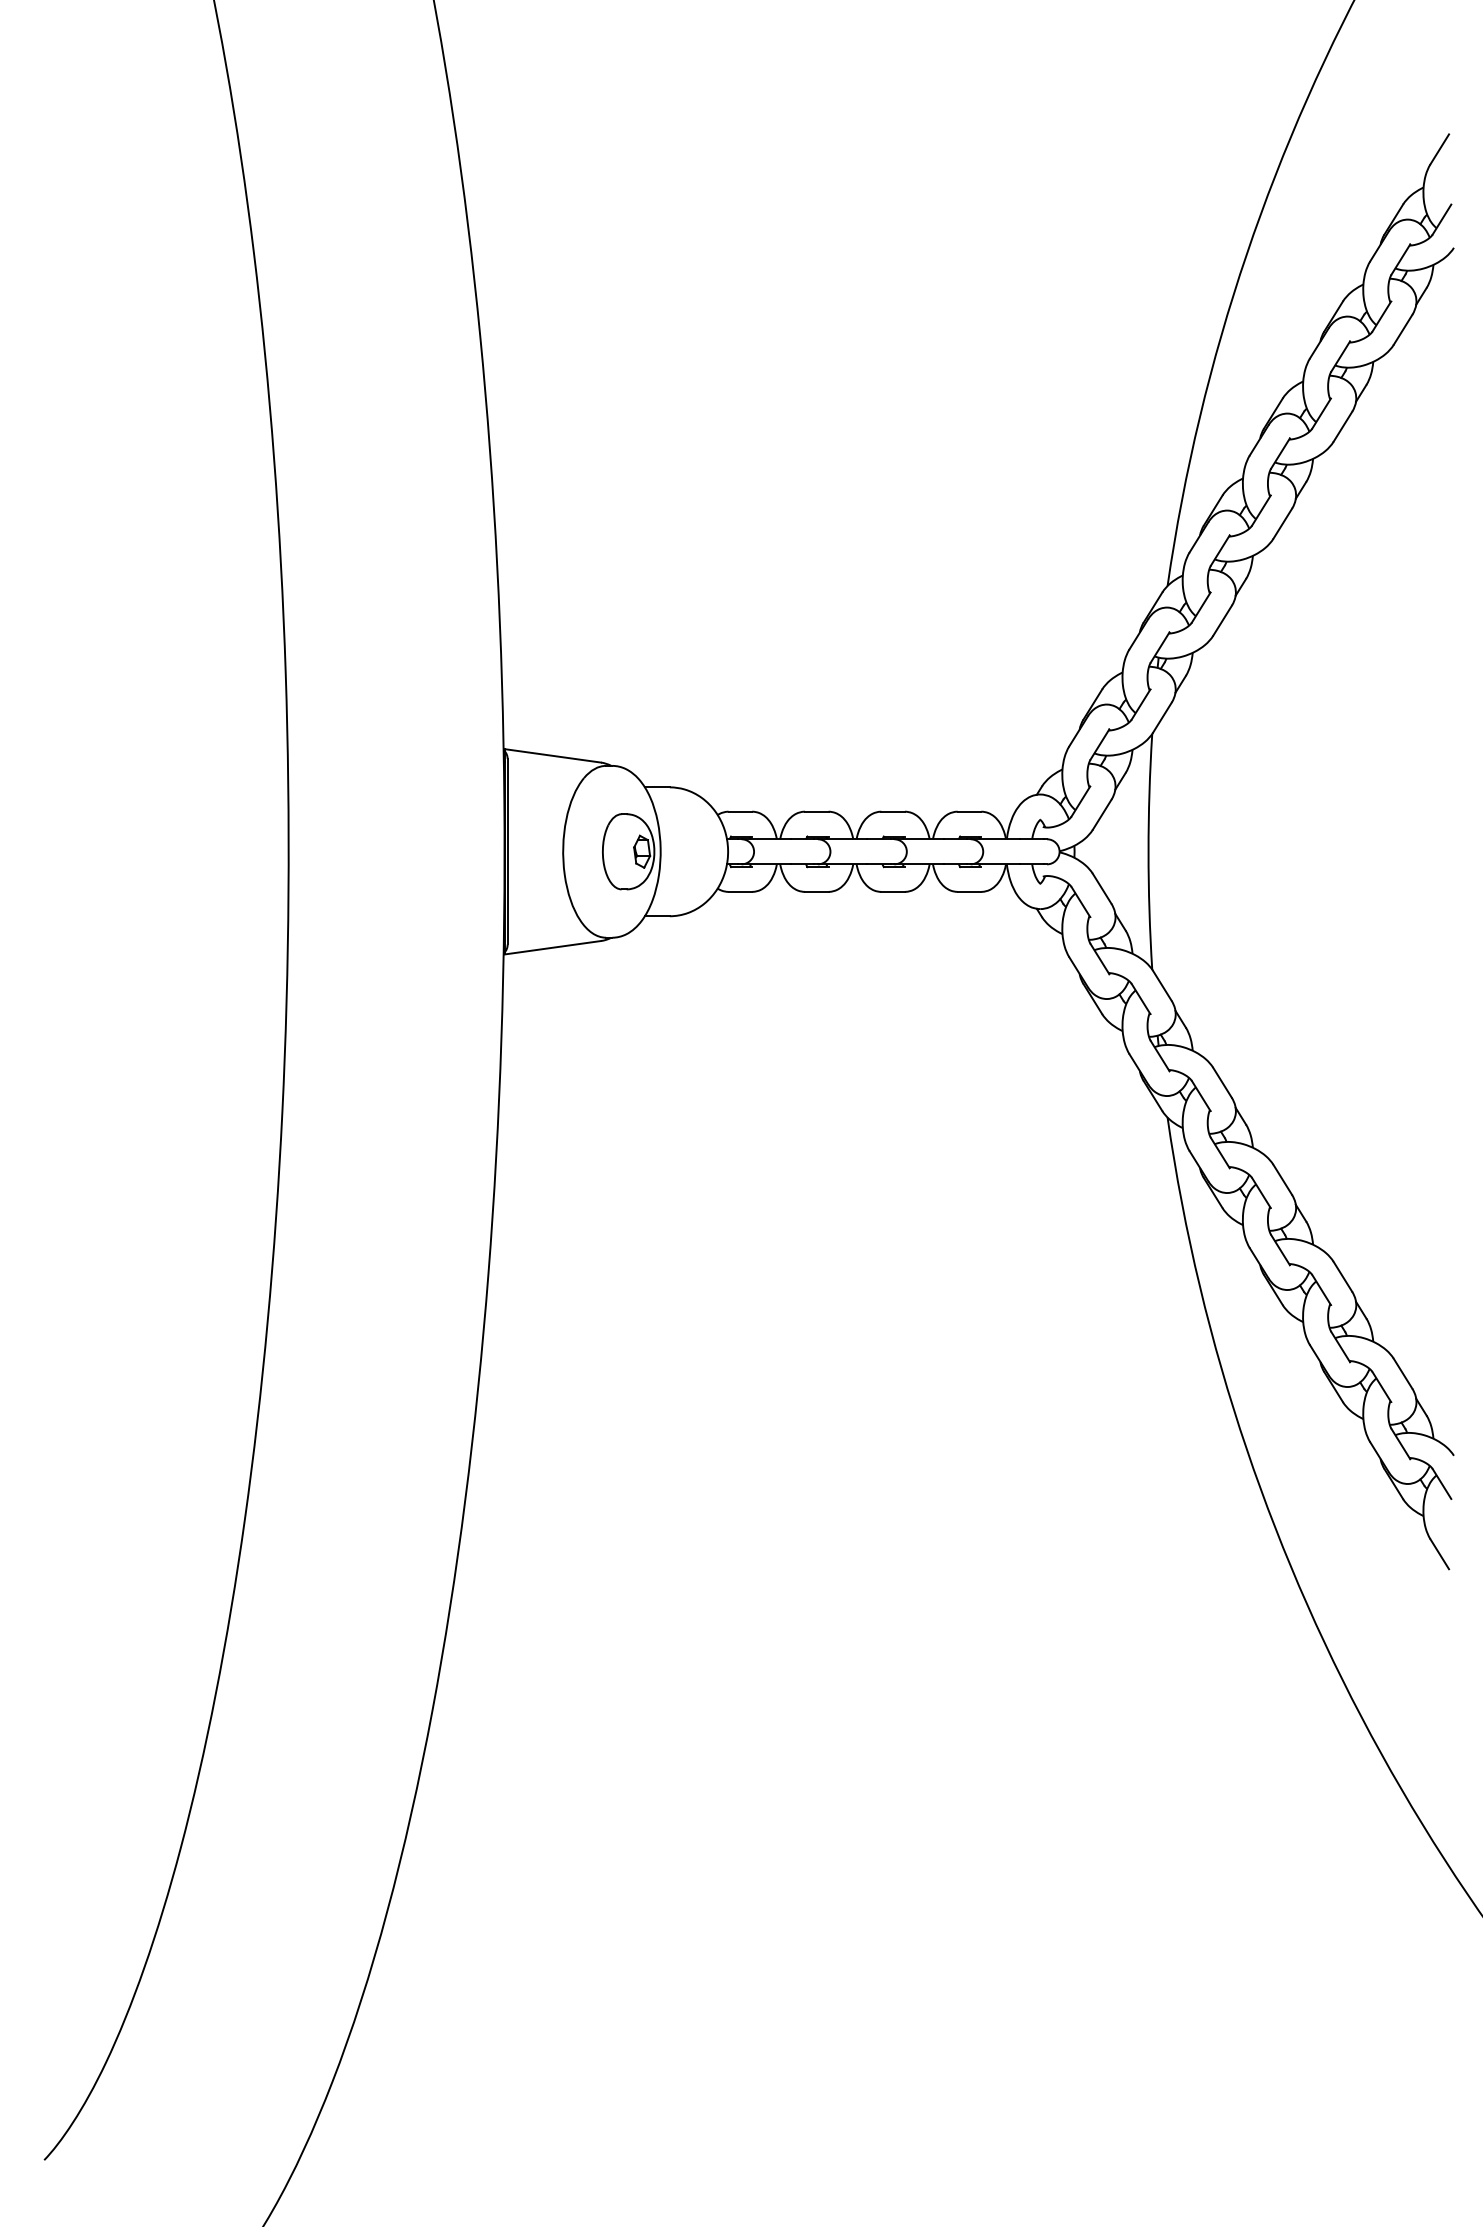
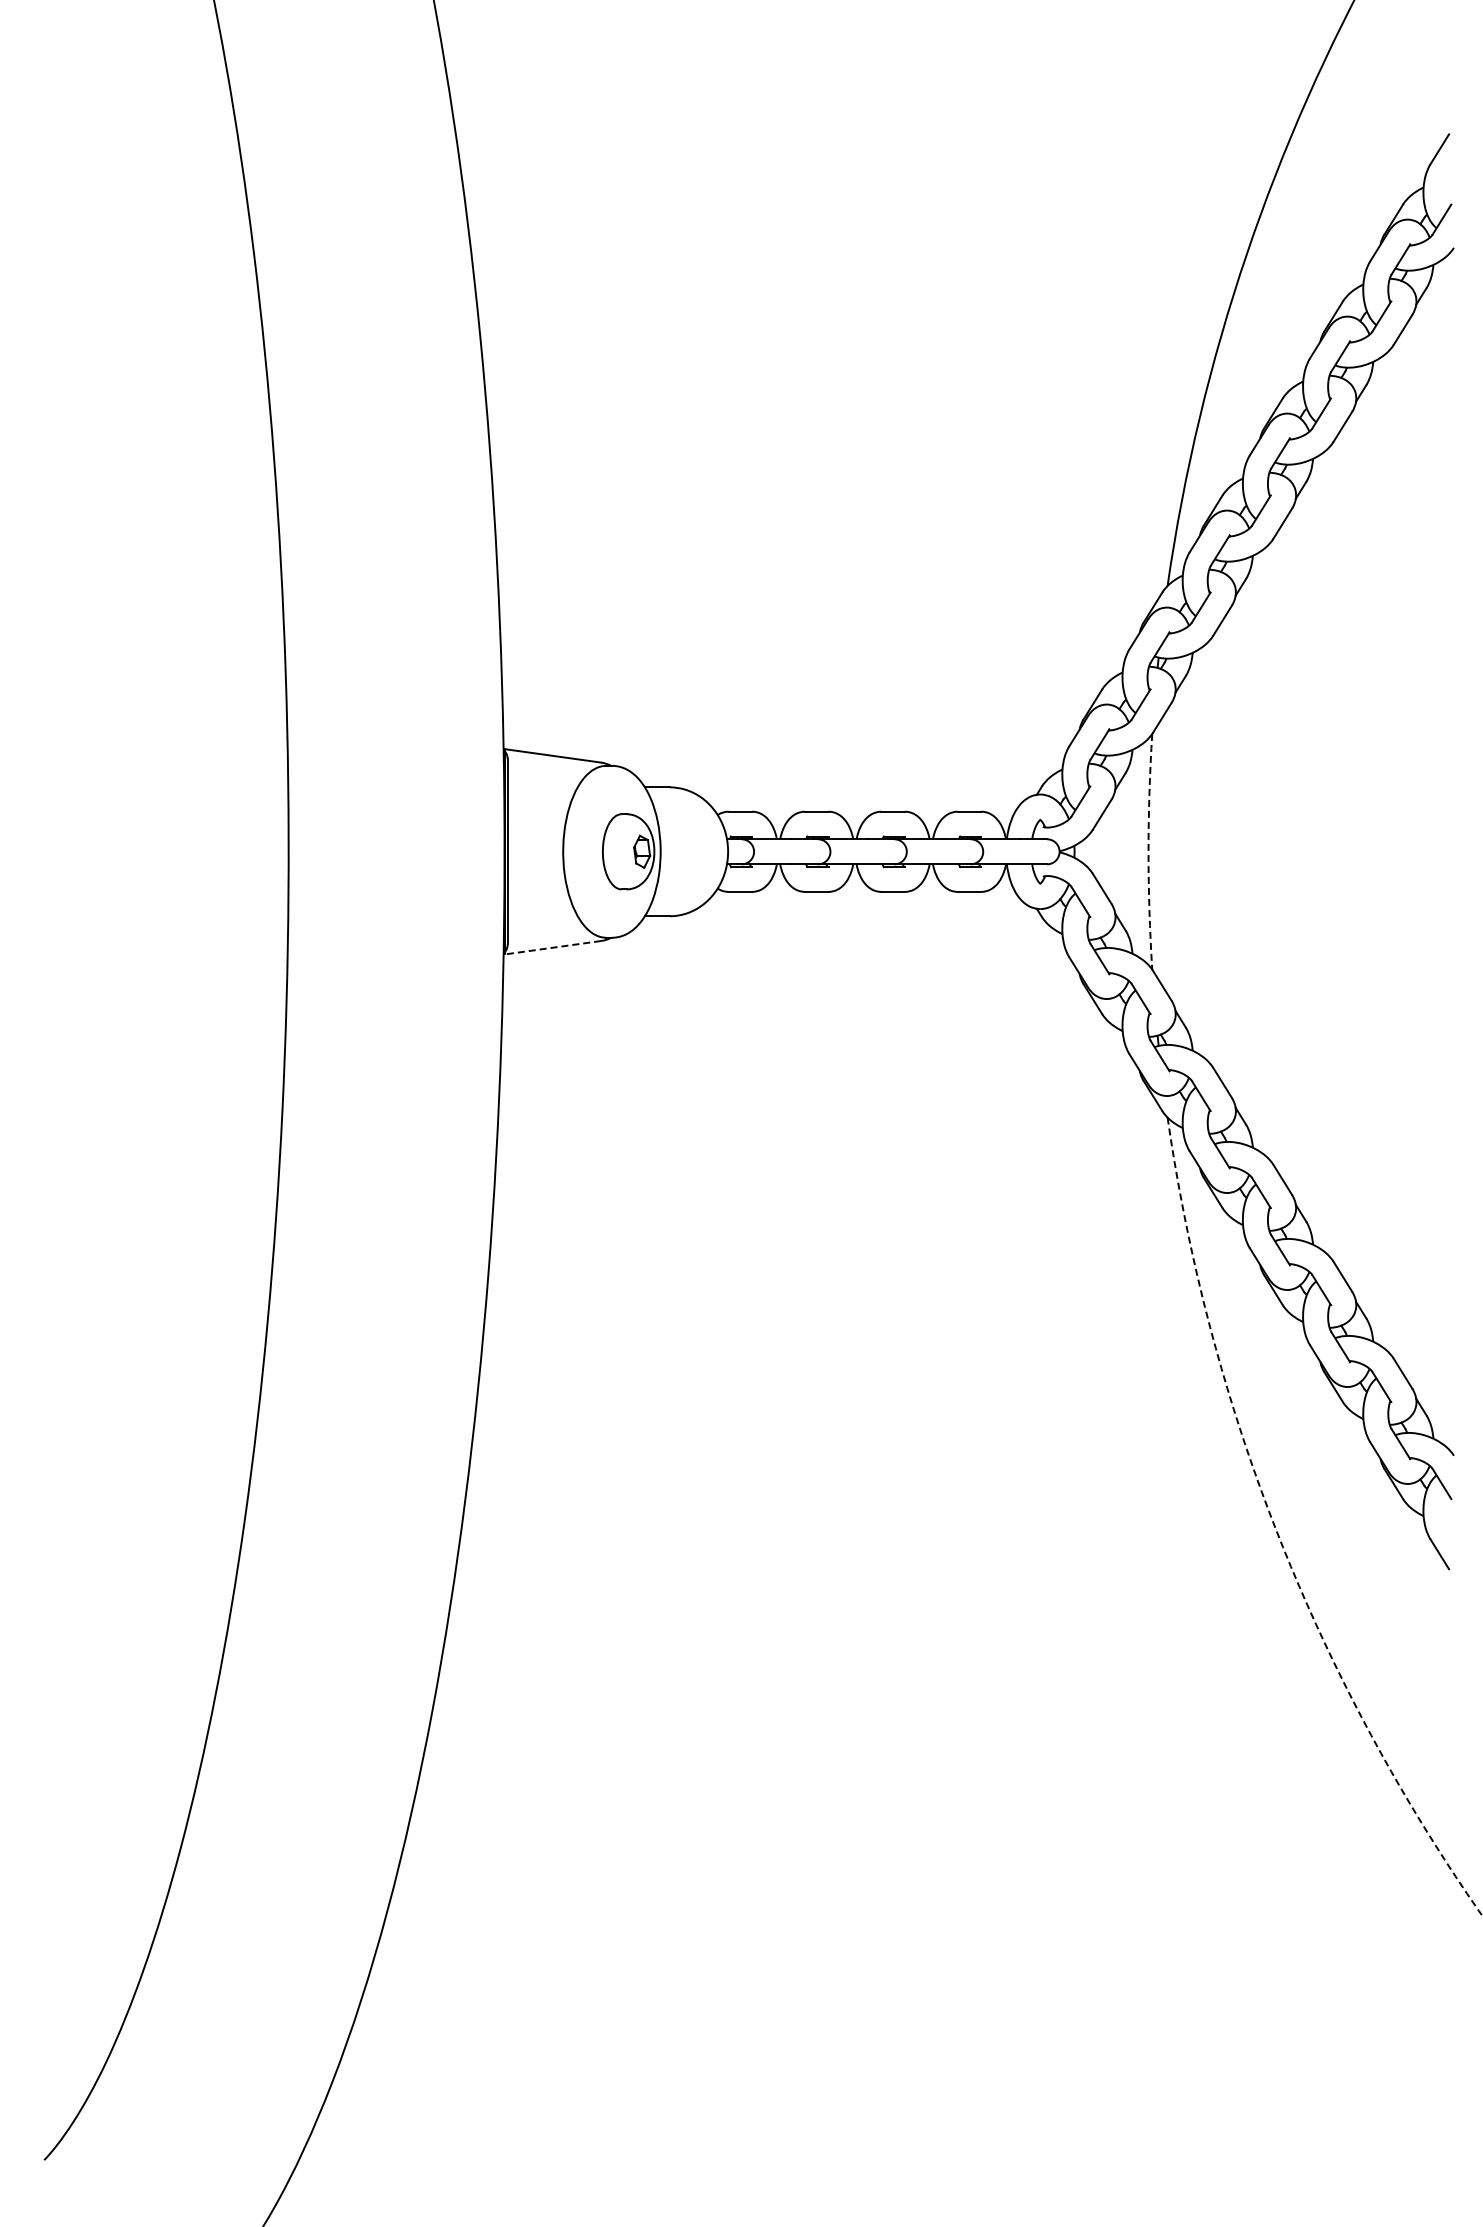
arc: solid -> dashed (1148, 851)
line: solid -> dashed (552, 947)
arc: solid -> dashed (1278, 1536)
